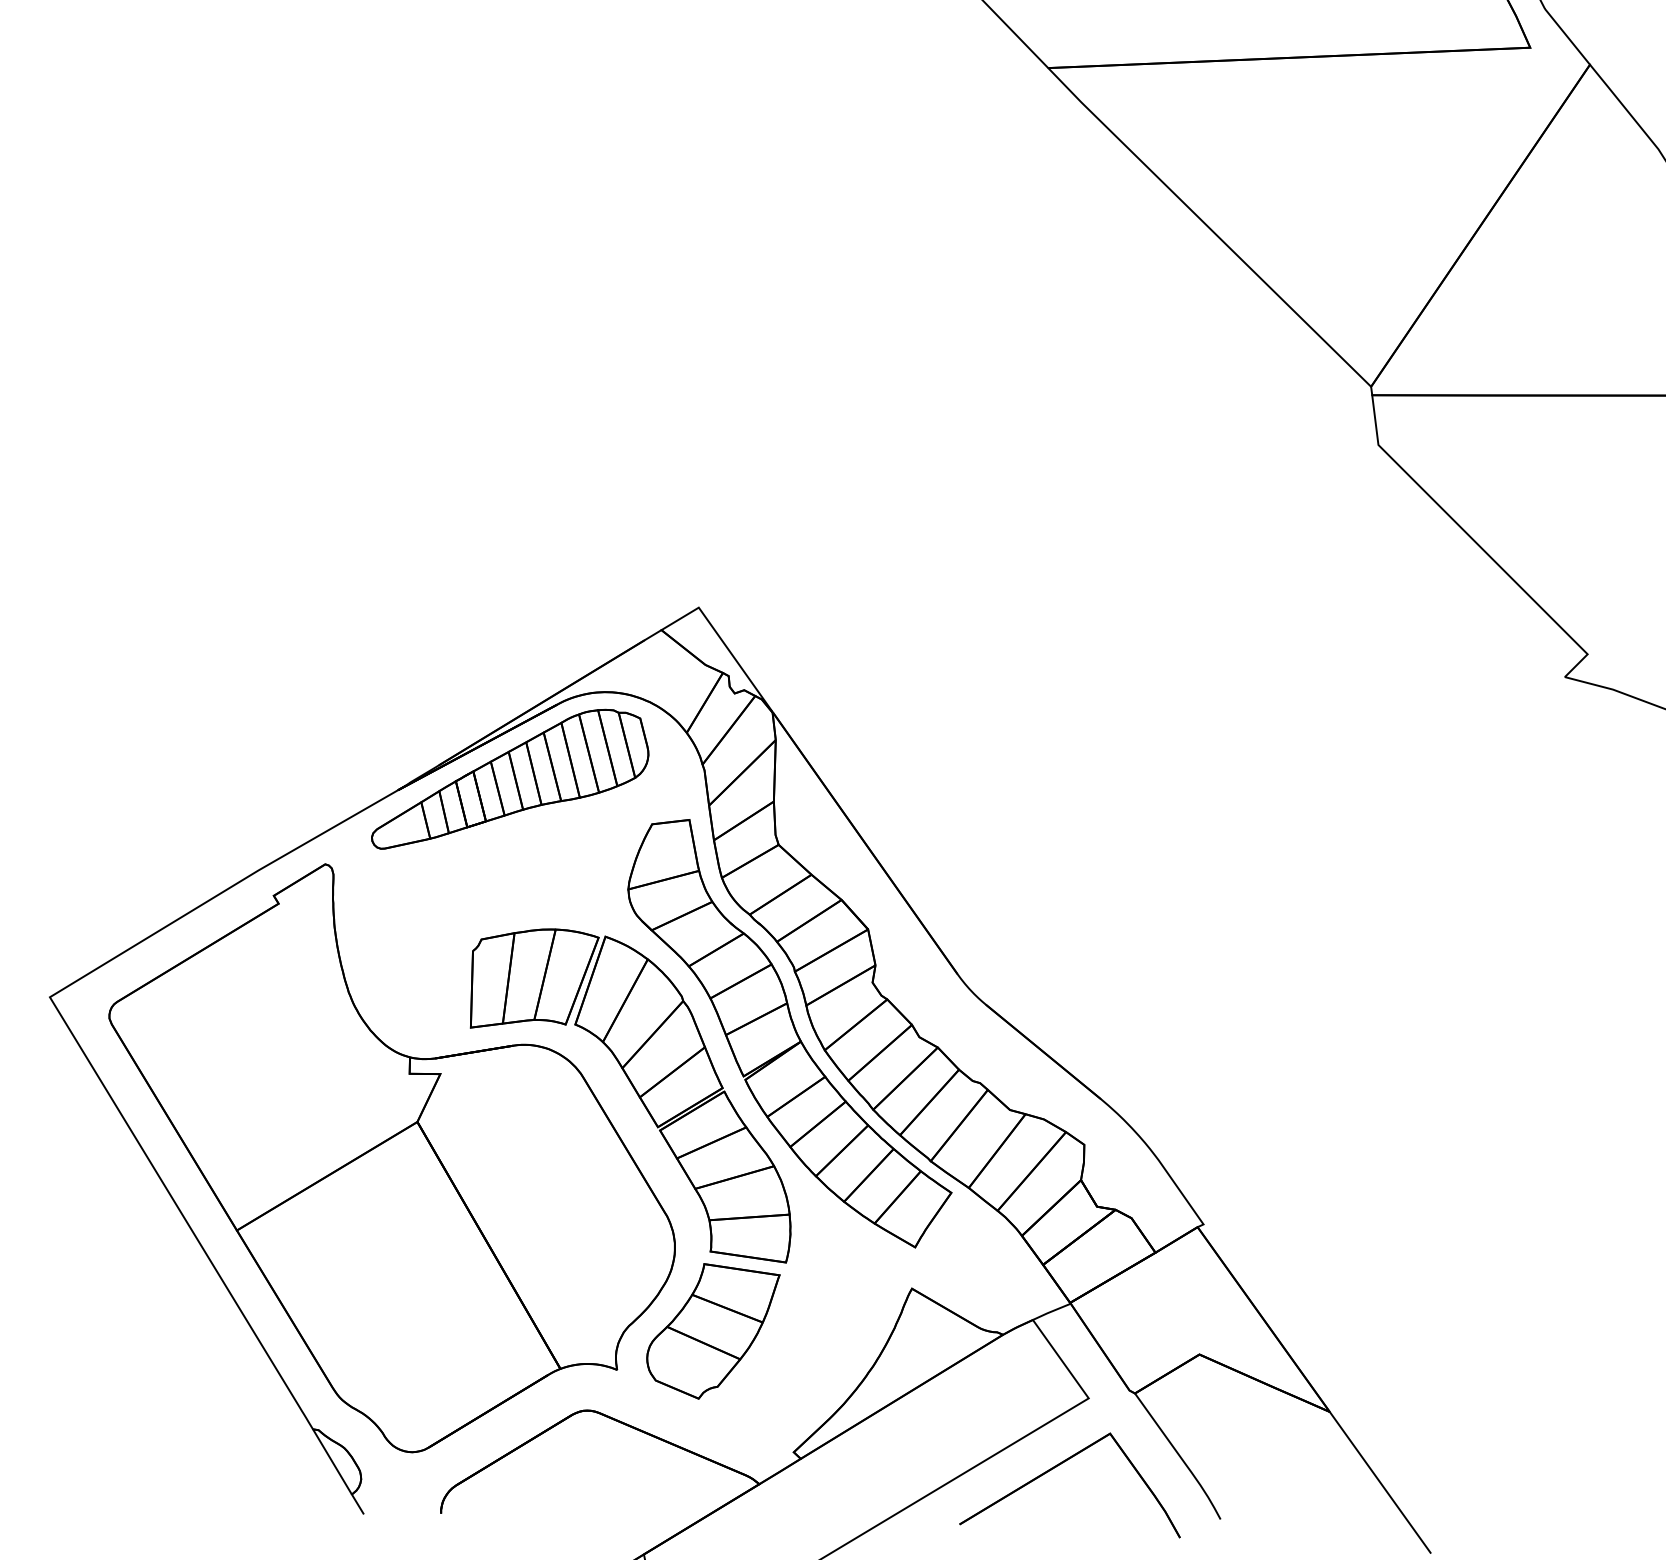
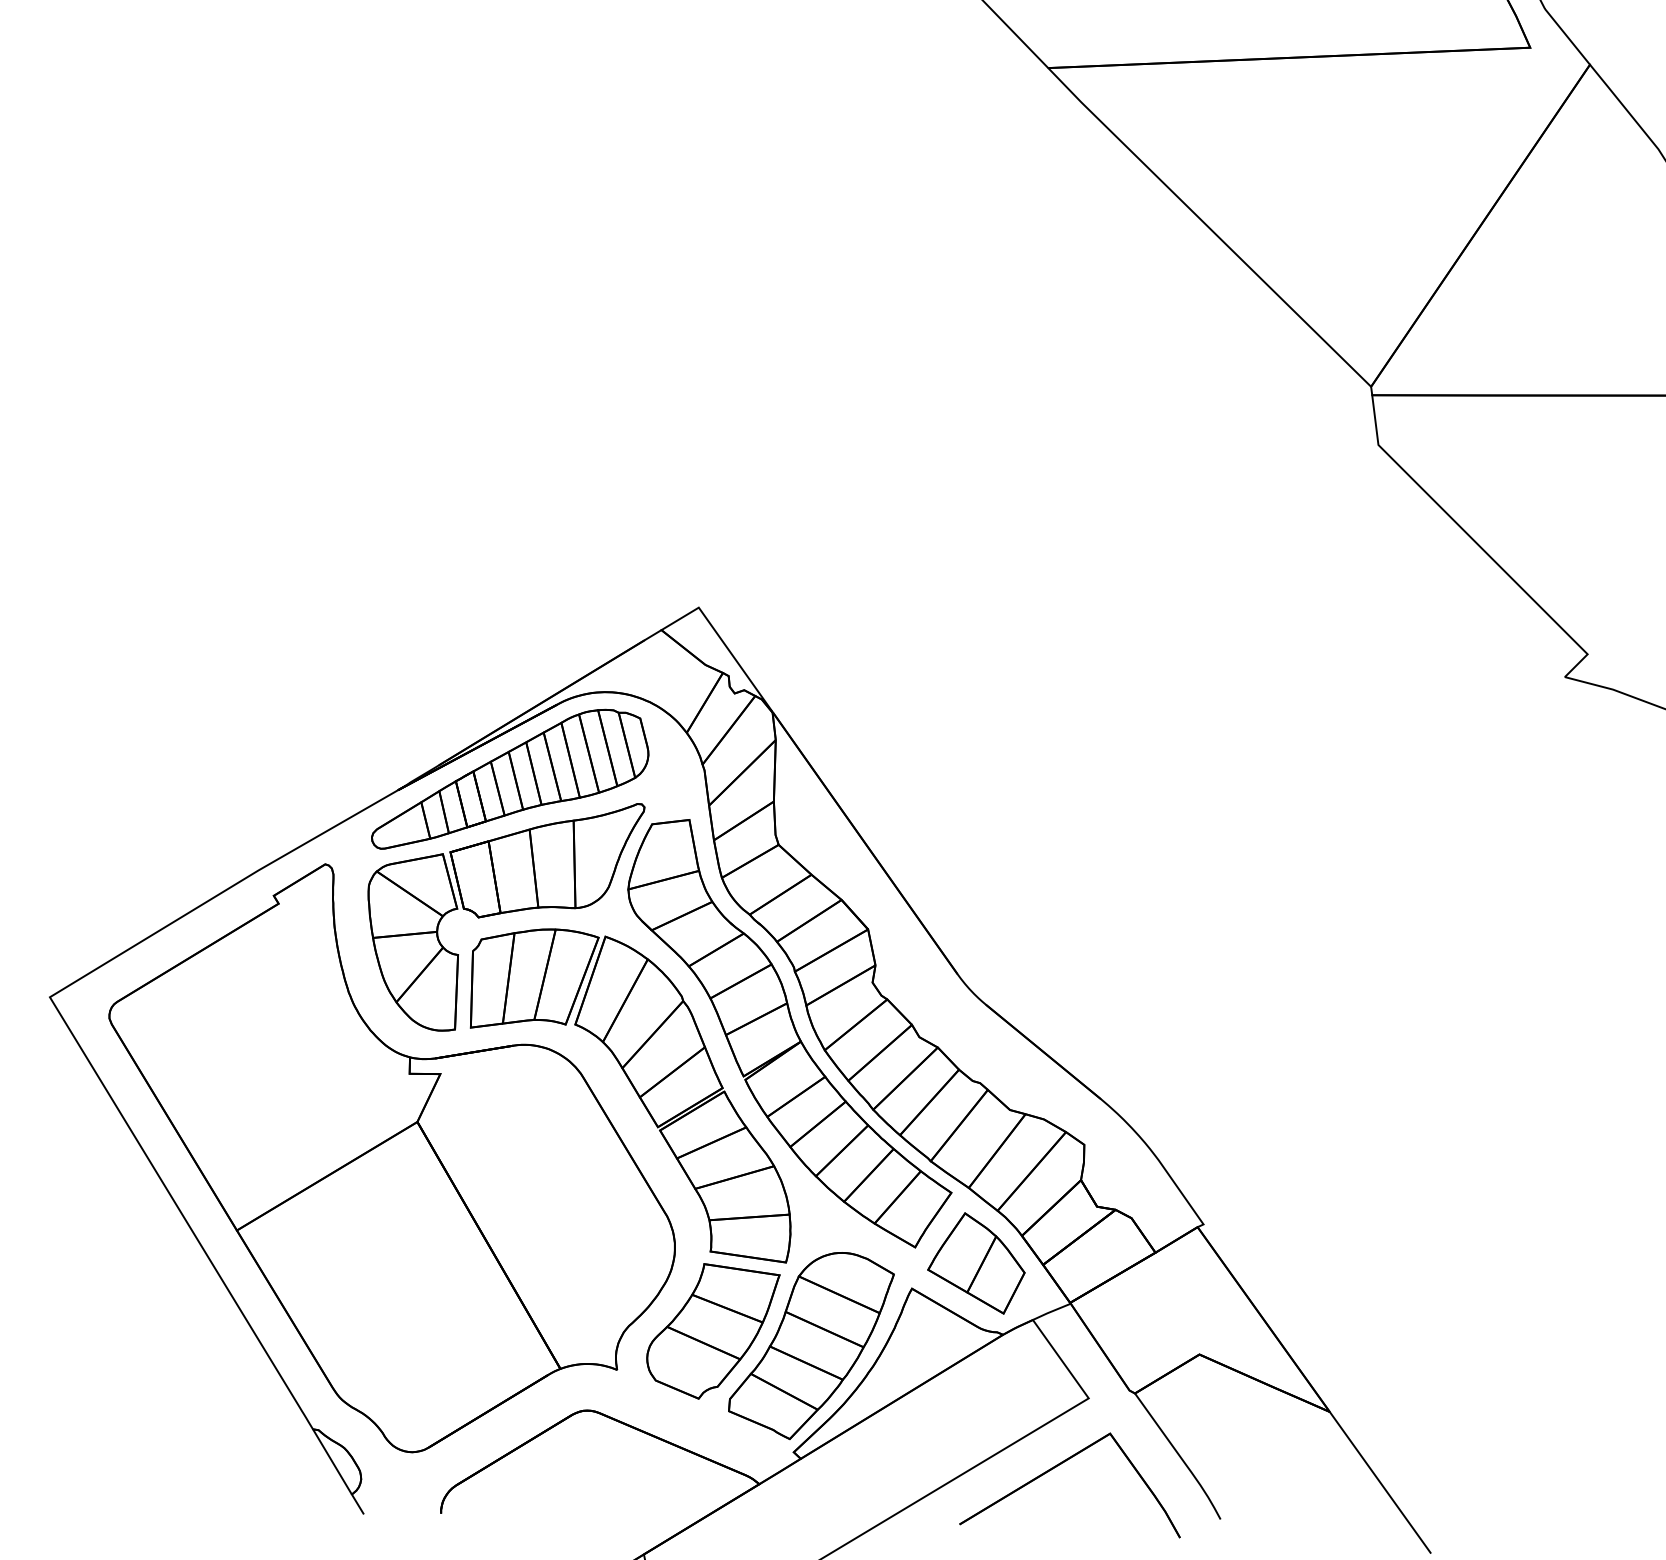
part: none -> present (506, 917)
part: none -> present (976, 1263)
part: none -> present (811, 1346)
